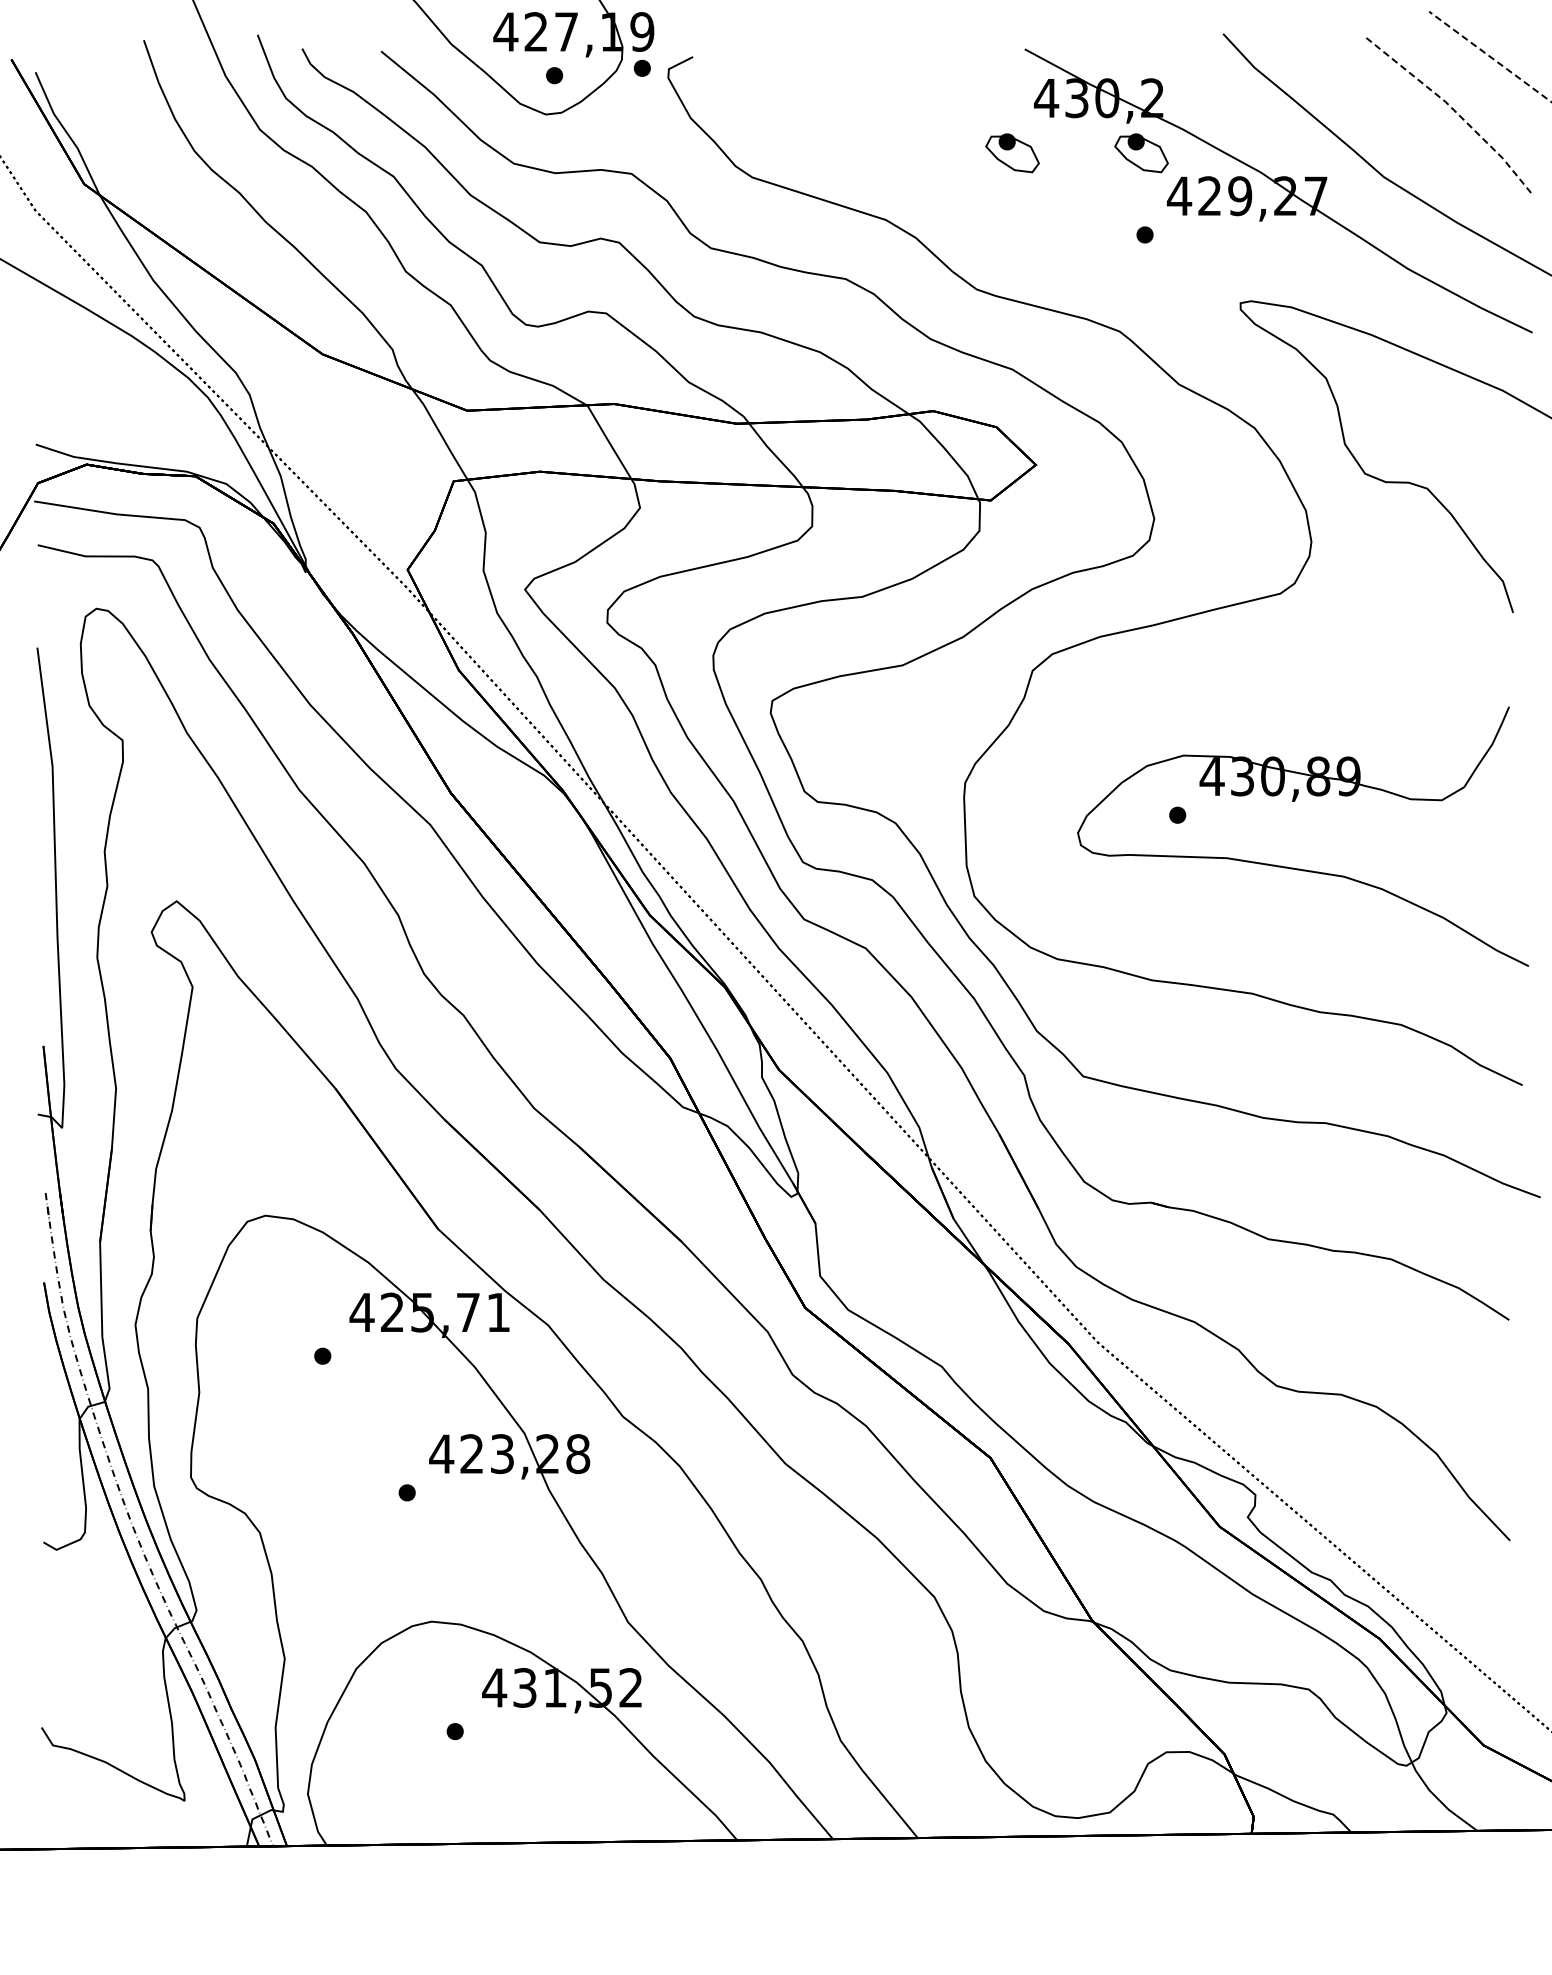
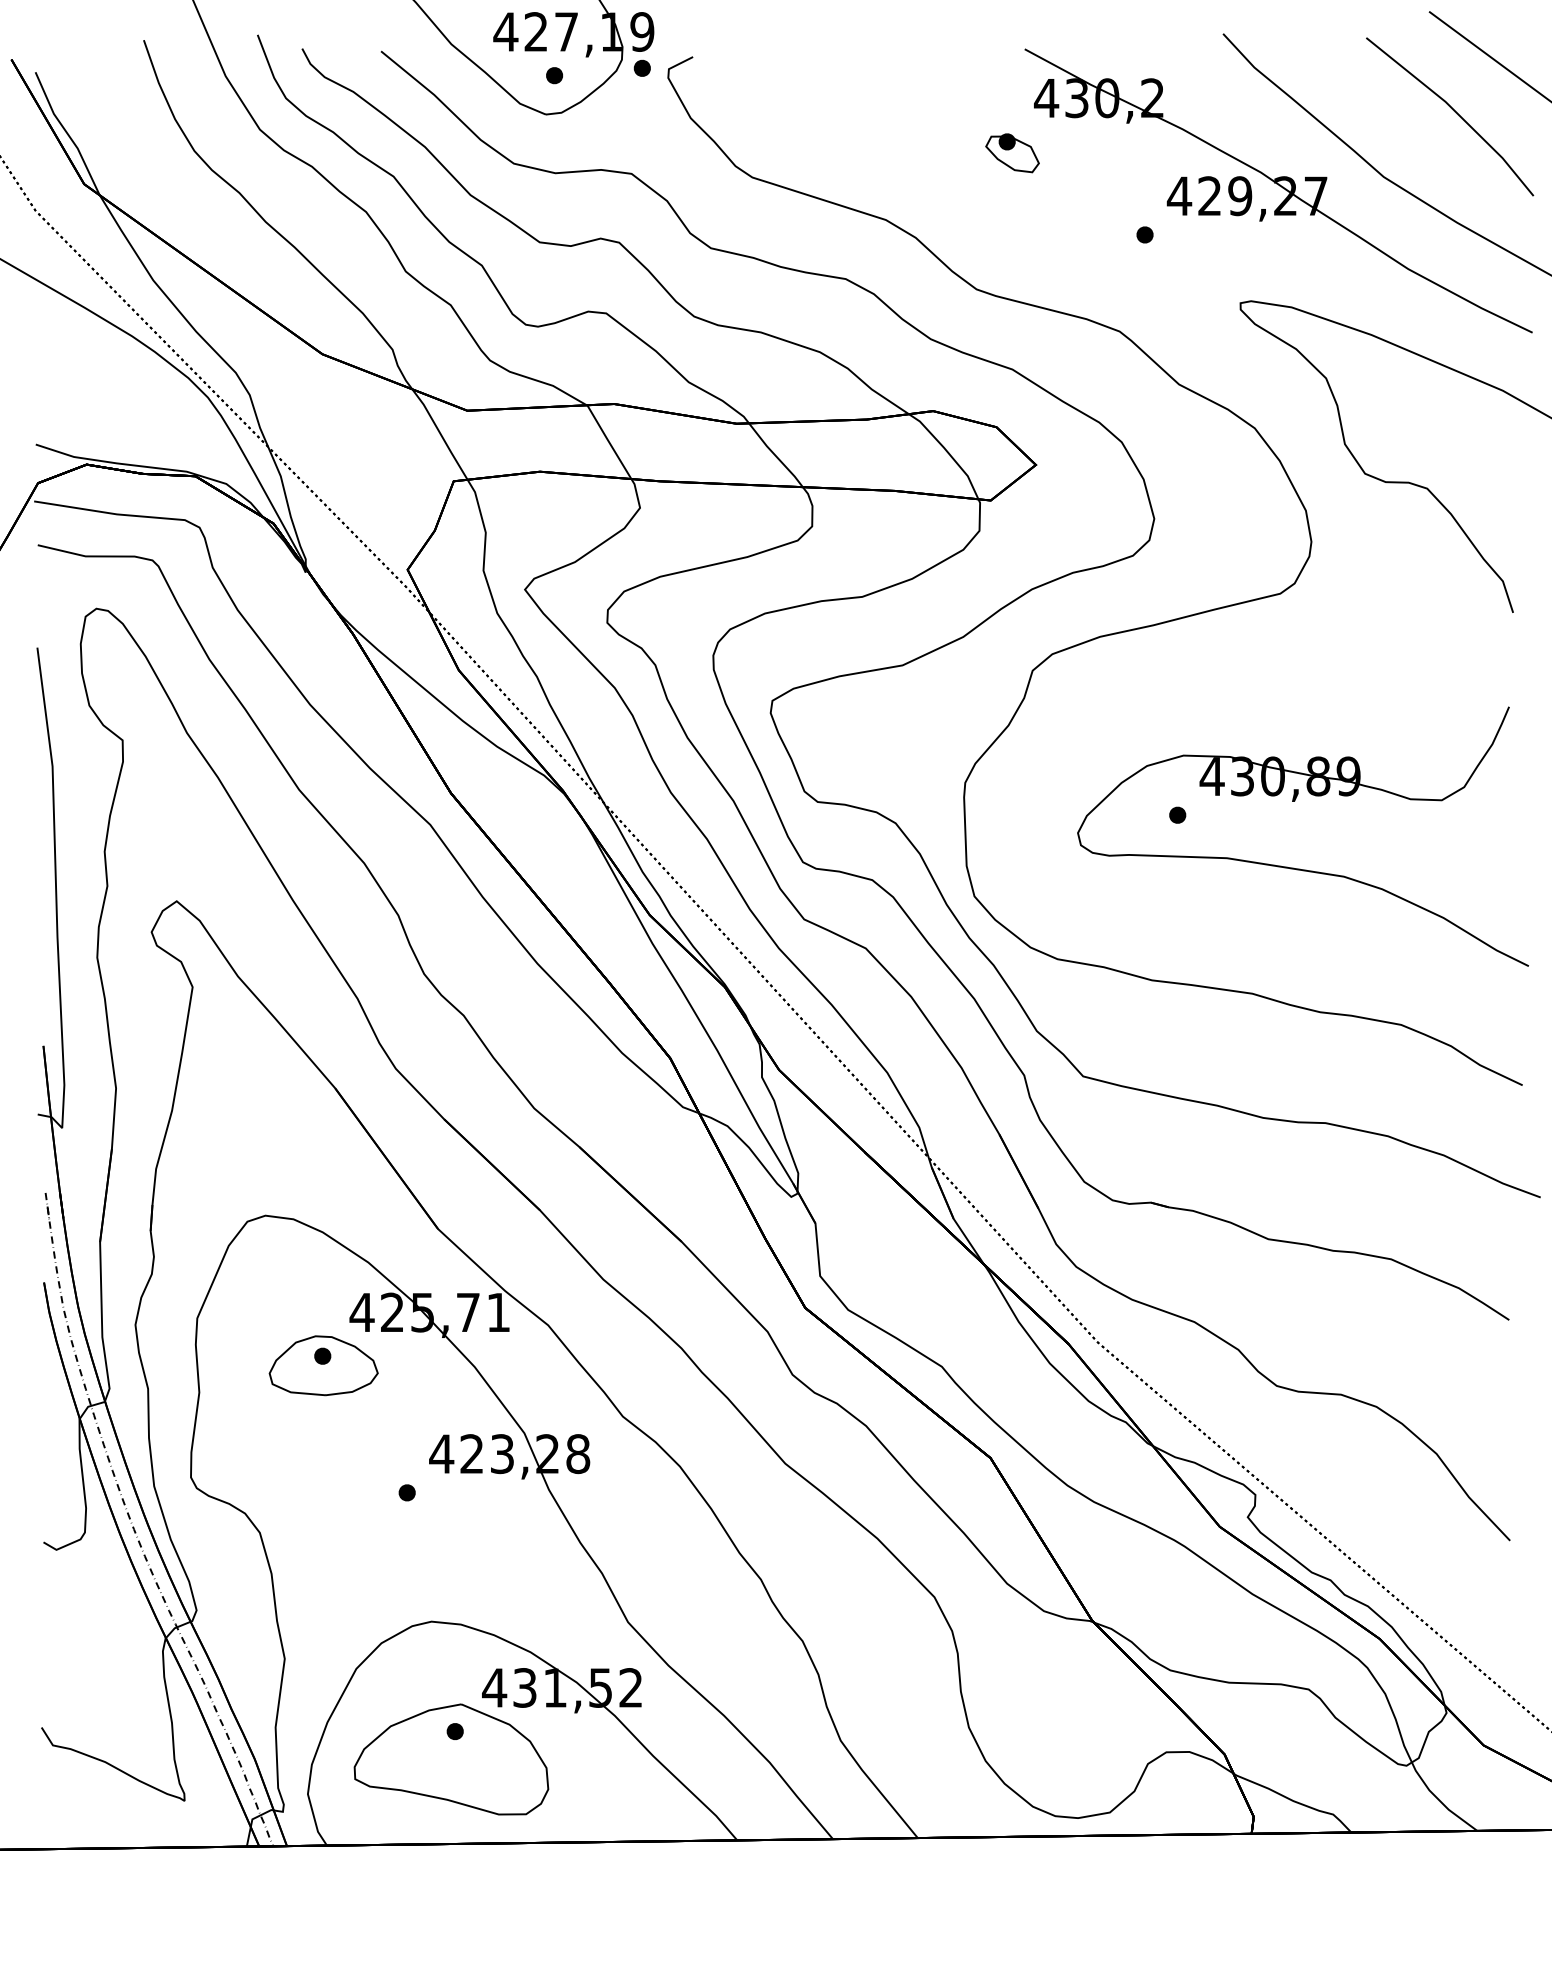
line: dashed -> solid (1490, 56)
line: dashed -> solid (1455, 111)
part: present -> none (1141, 153)
part: none -> present (323, 1365)
part: none -> present (451, 1759)
